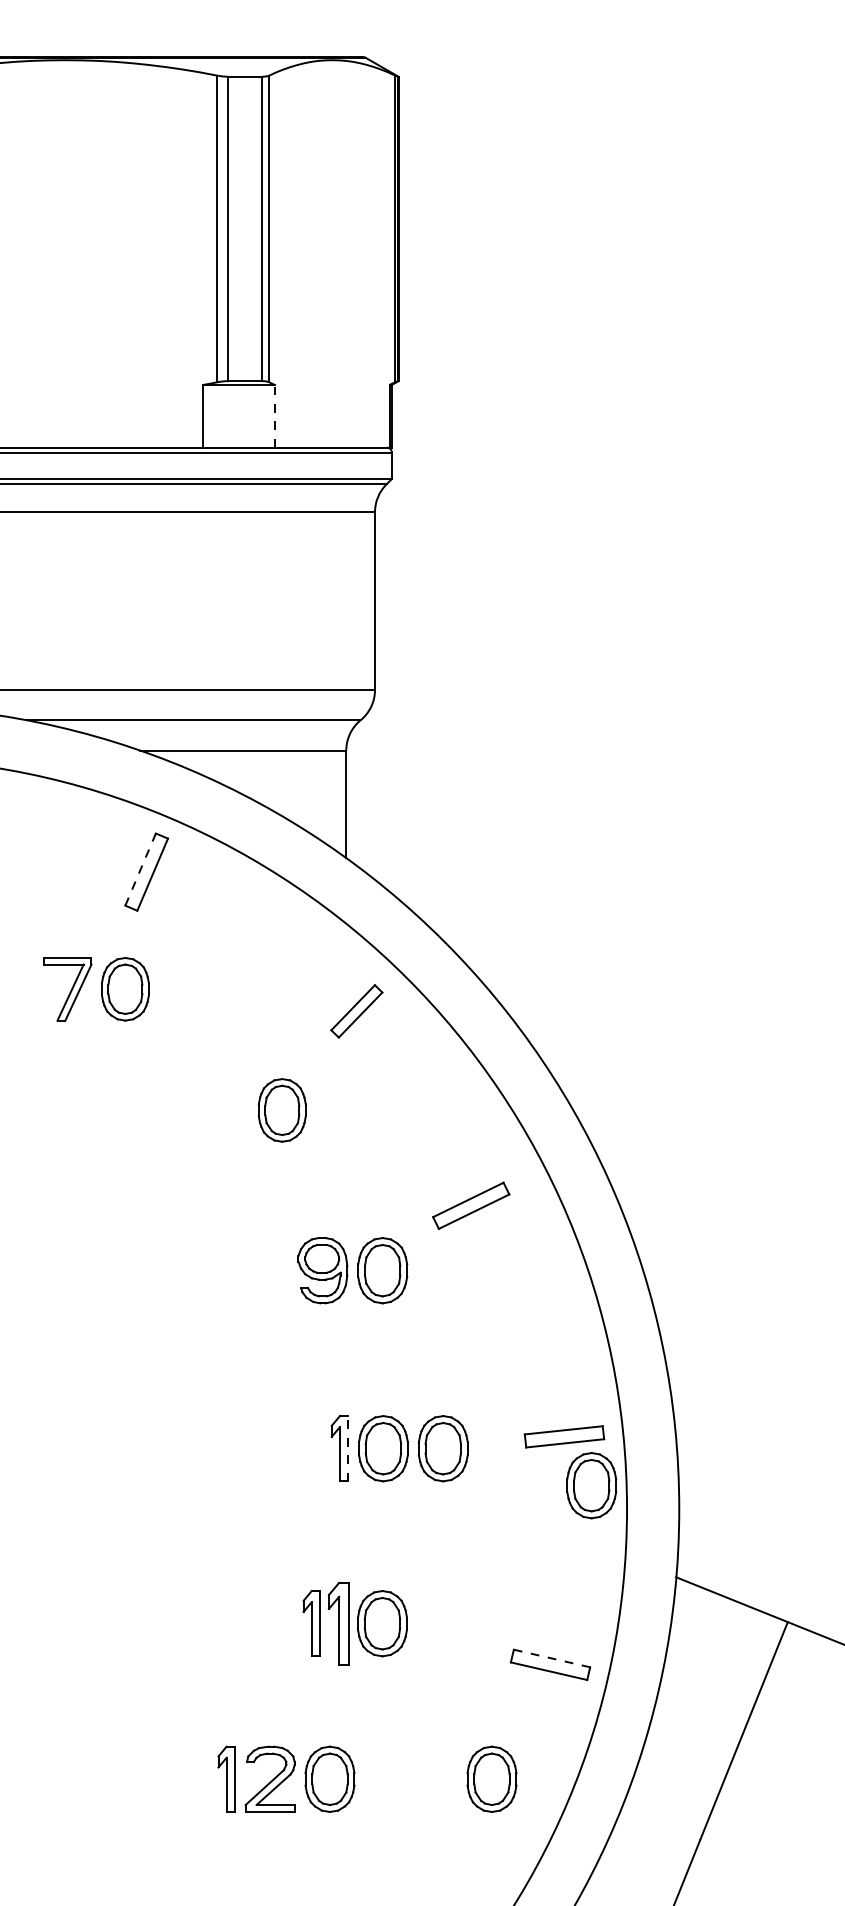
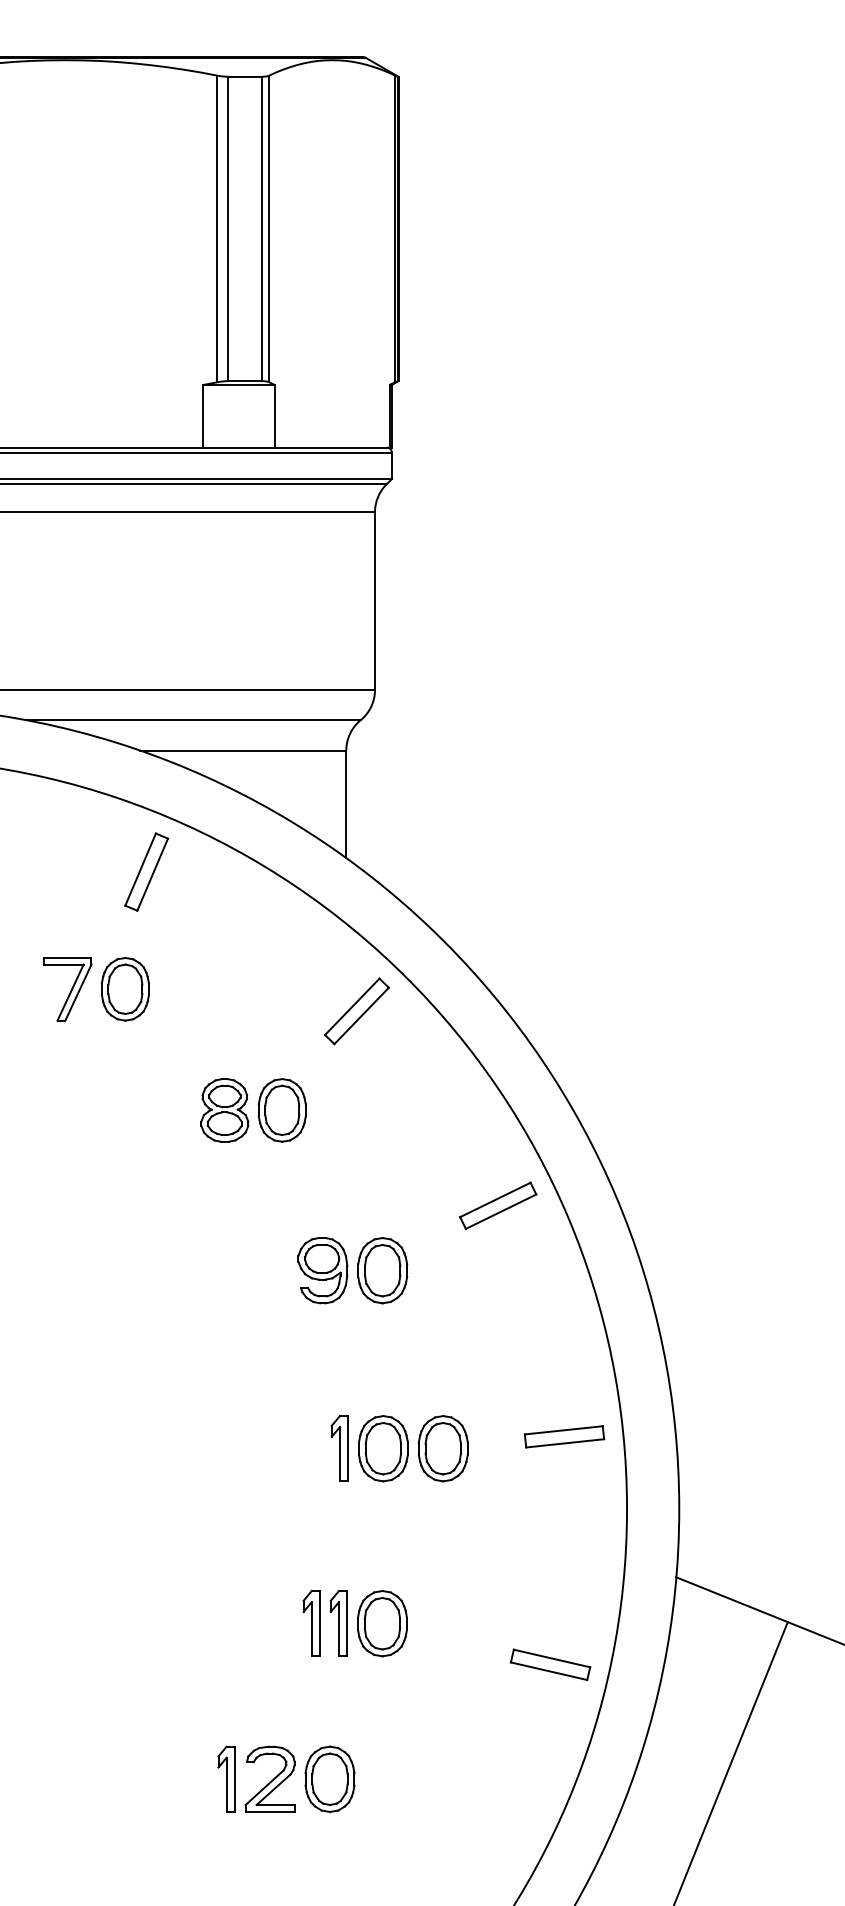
line: dashed -> solid (275, 415)
line: dashed -> solid (140, 870)
part size: 54x55 px -> 67x69 px (356, 1011)
part: none -> present (224, 1110)
part position: (471, 1205) -> (498, 1205) (498, 1205)
line: dashed -> solid (348, 1448)
part: present -> none (591, 1485)
part size: 23x84 px -> 19x67 px (338, 1623)
line: dashed -> solid (551, 1658)
part: present -> none (491, 1778)
